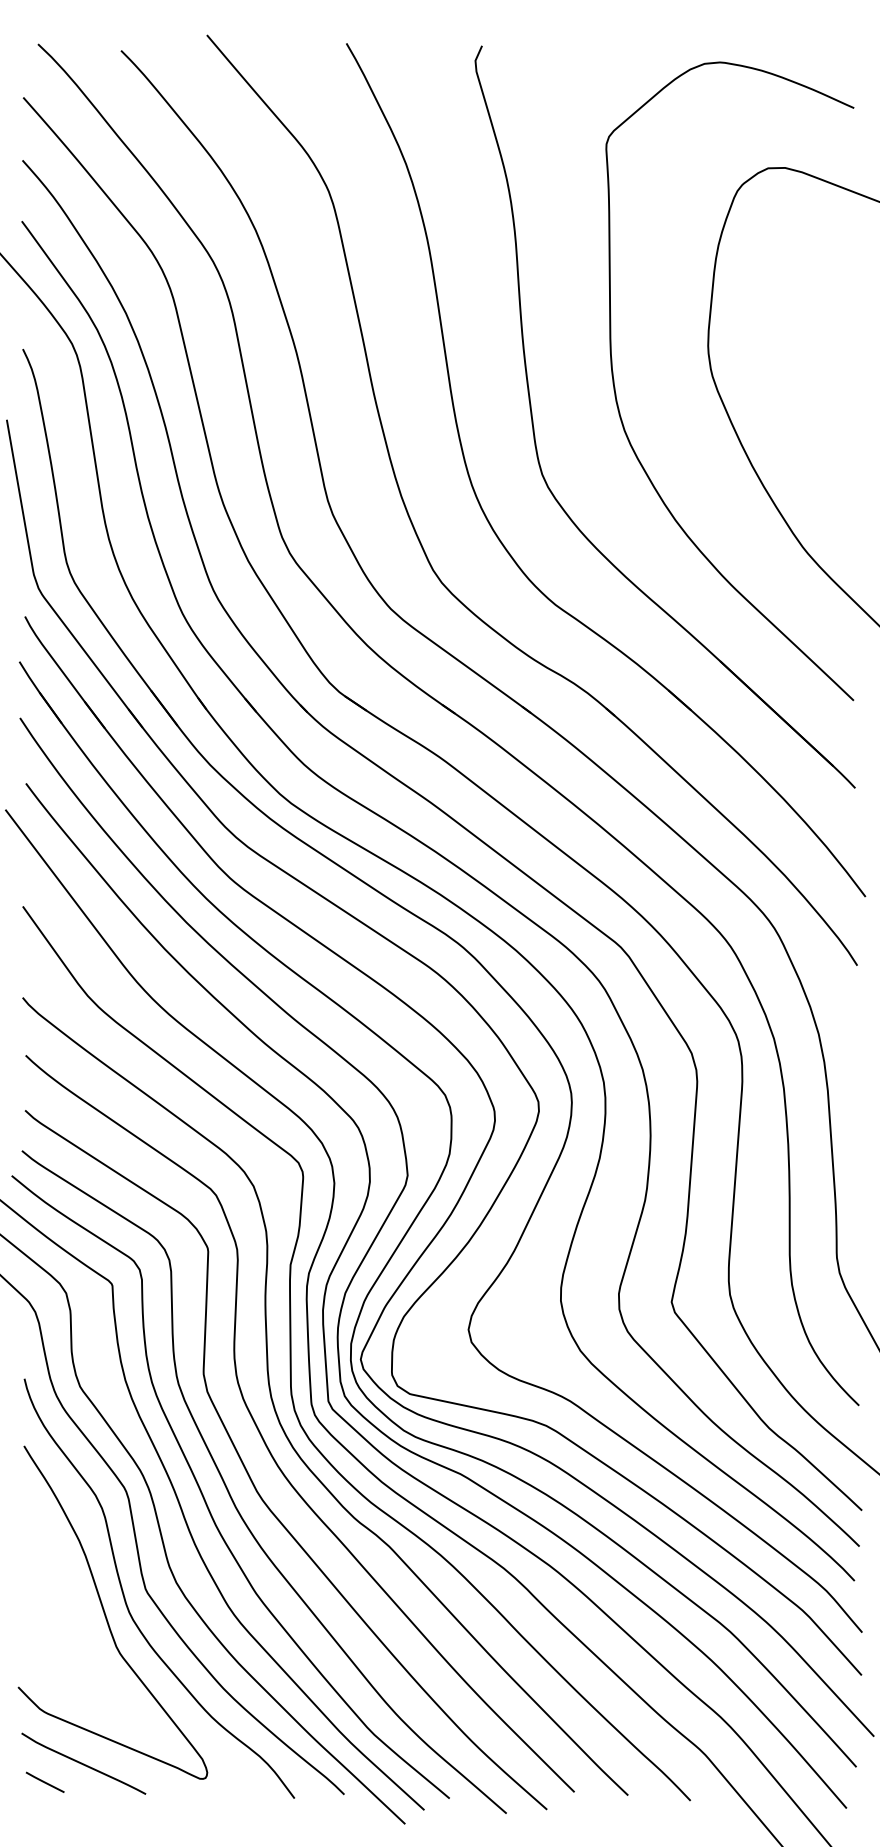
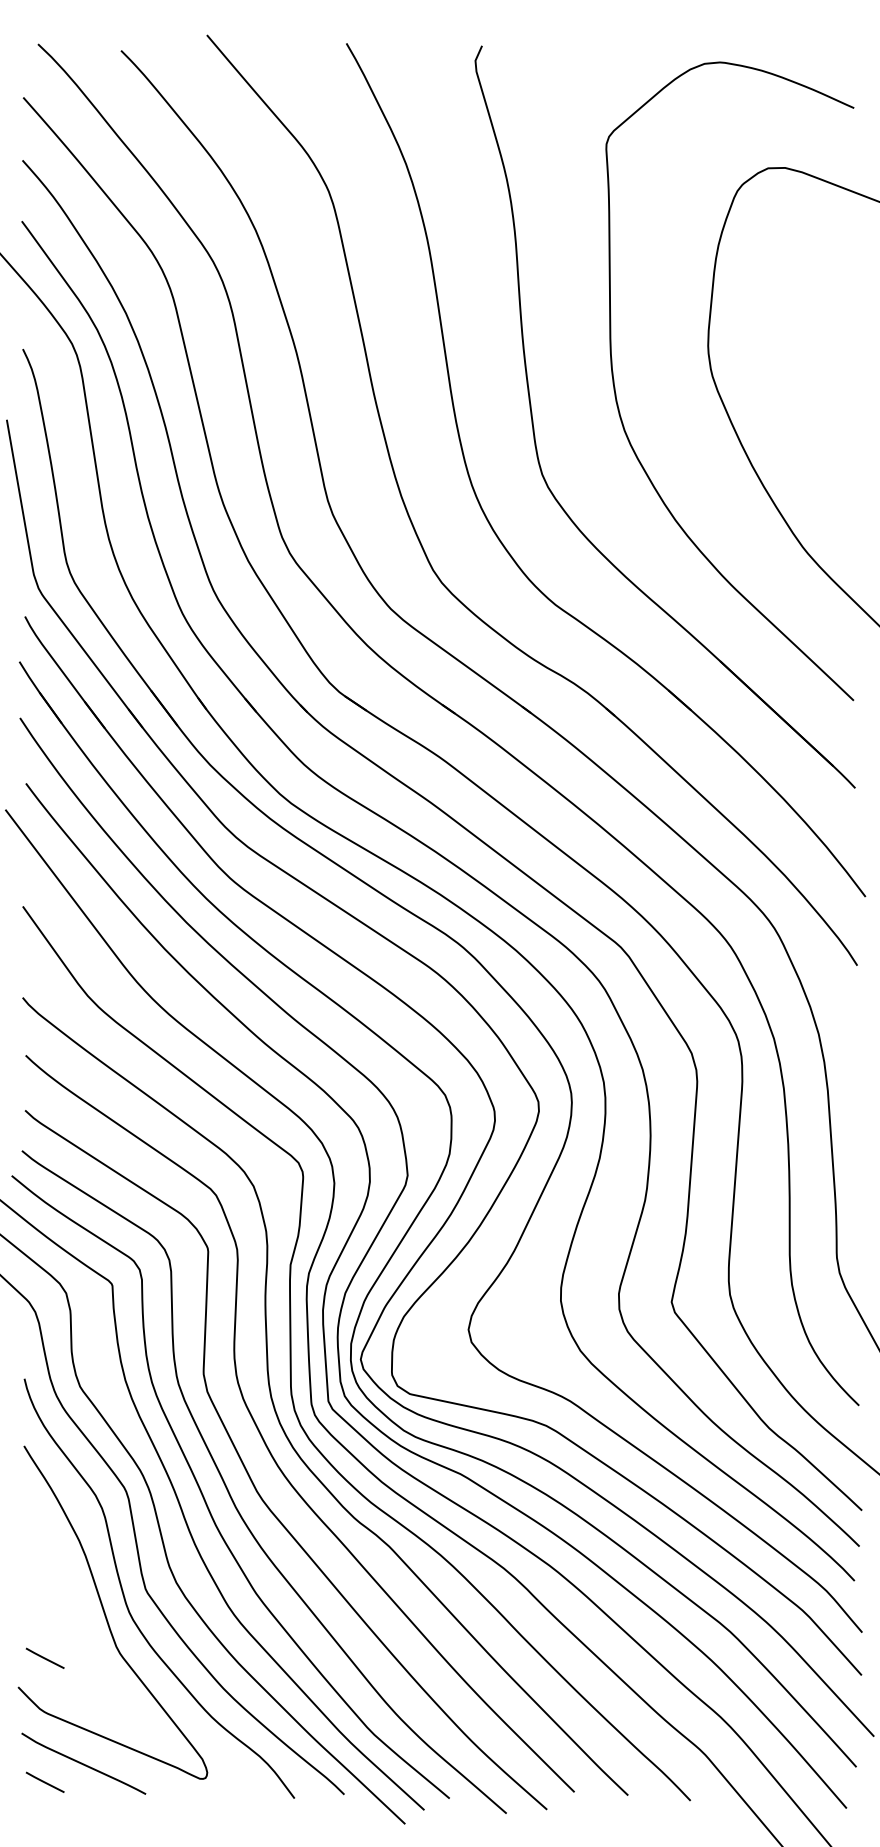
line: none -> present (44, 1657)
